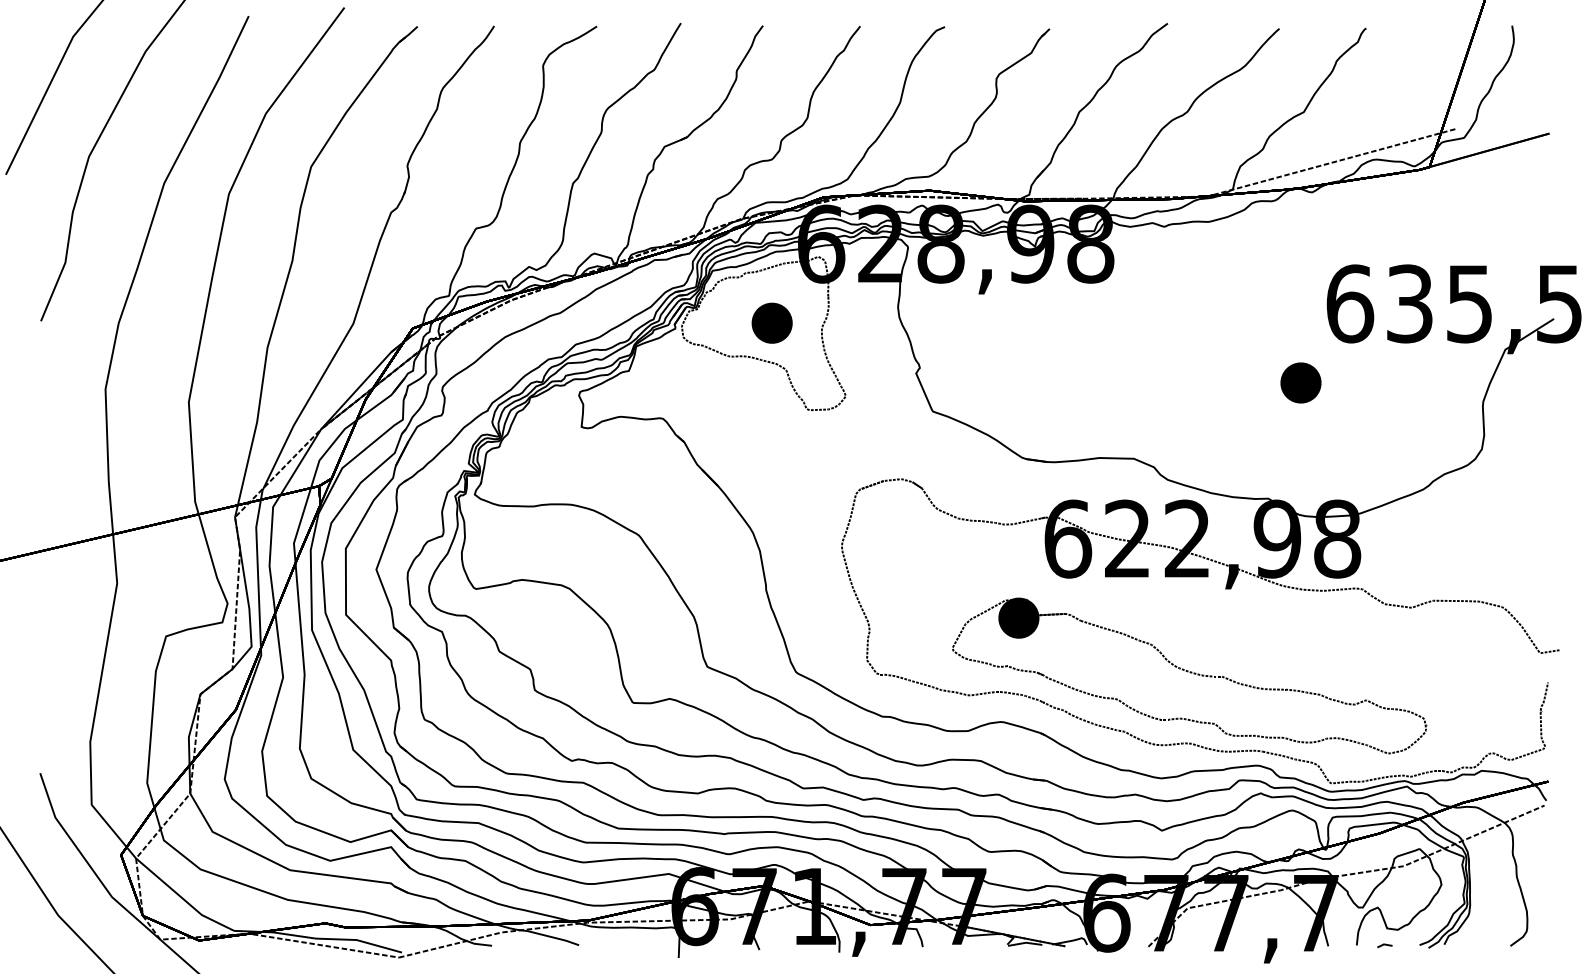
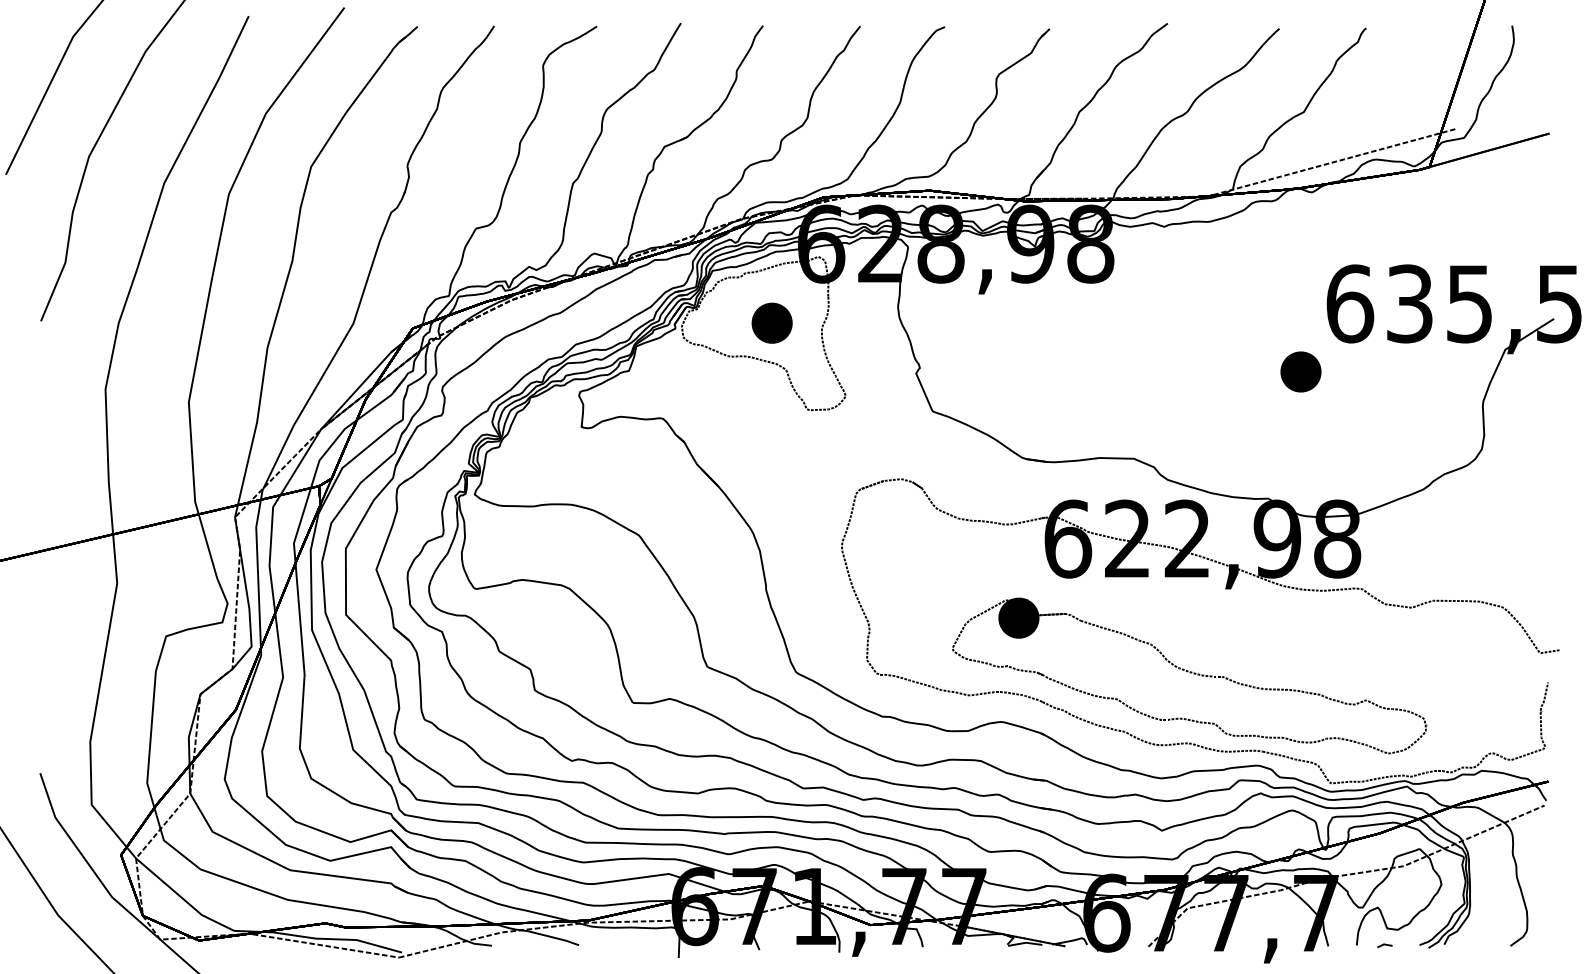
part position: (1300, 382) -> (1300, 371) (1300, 371)
